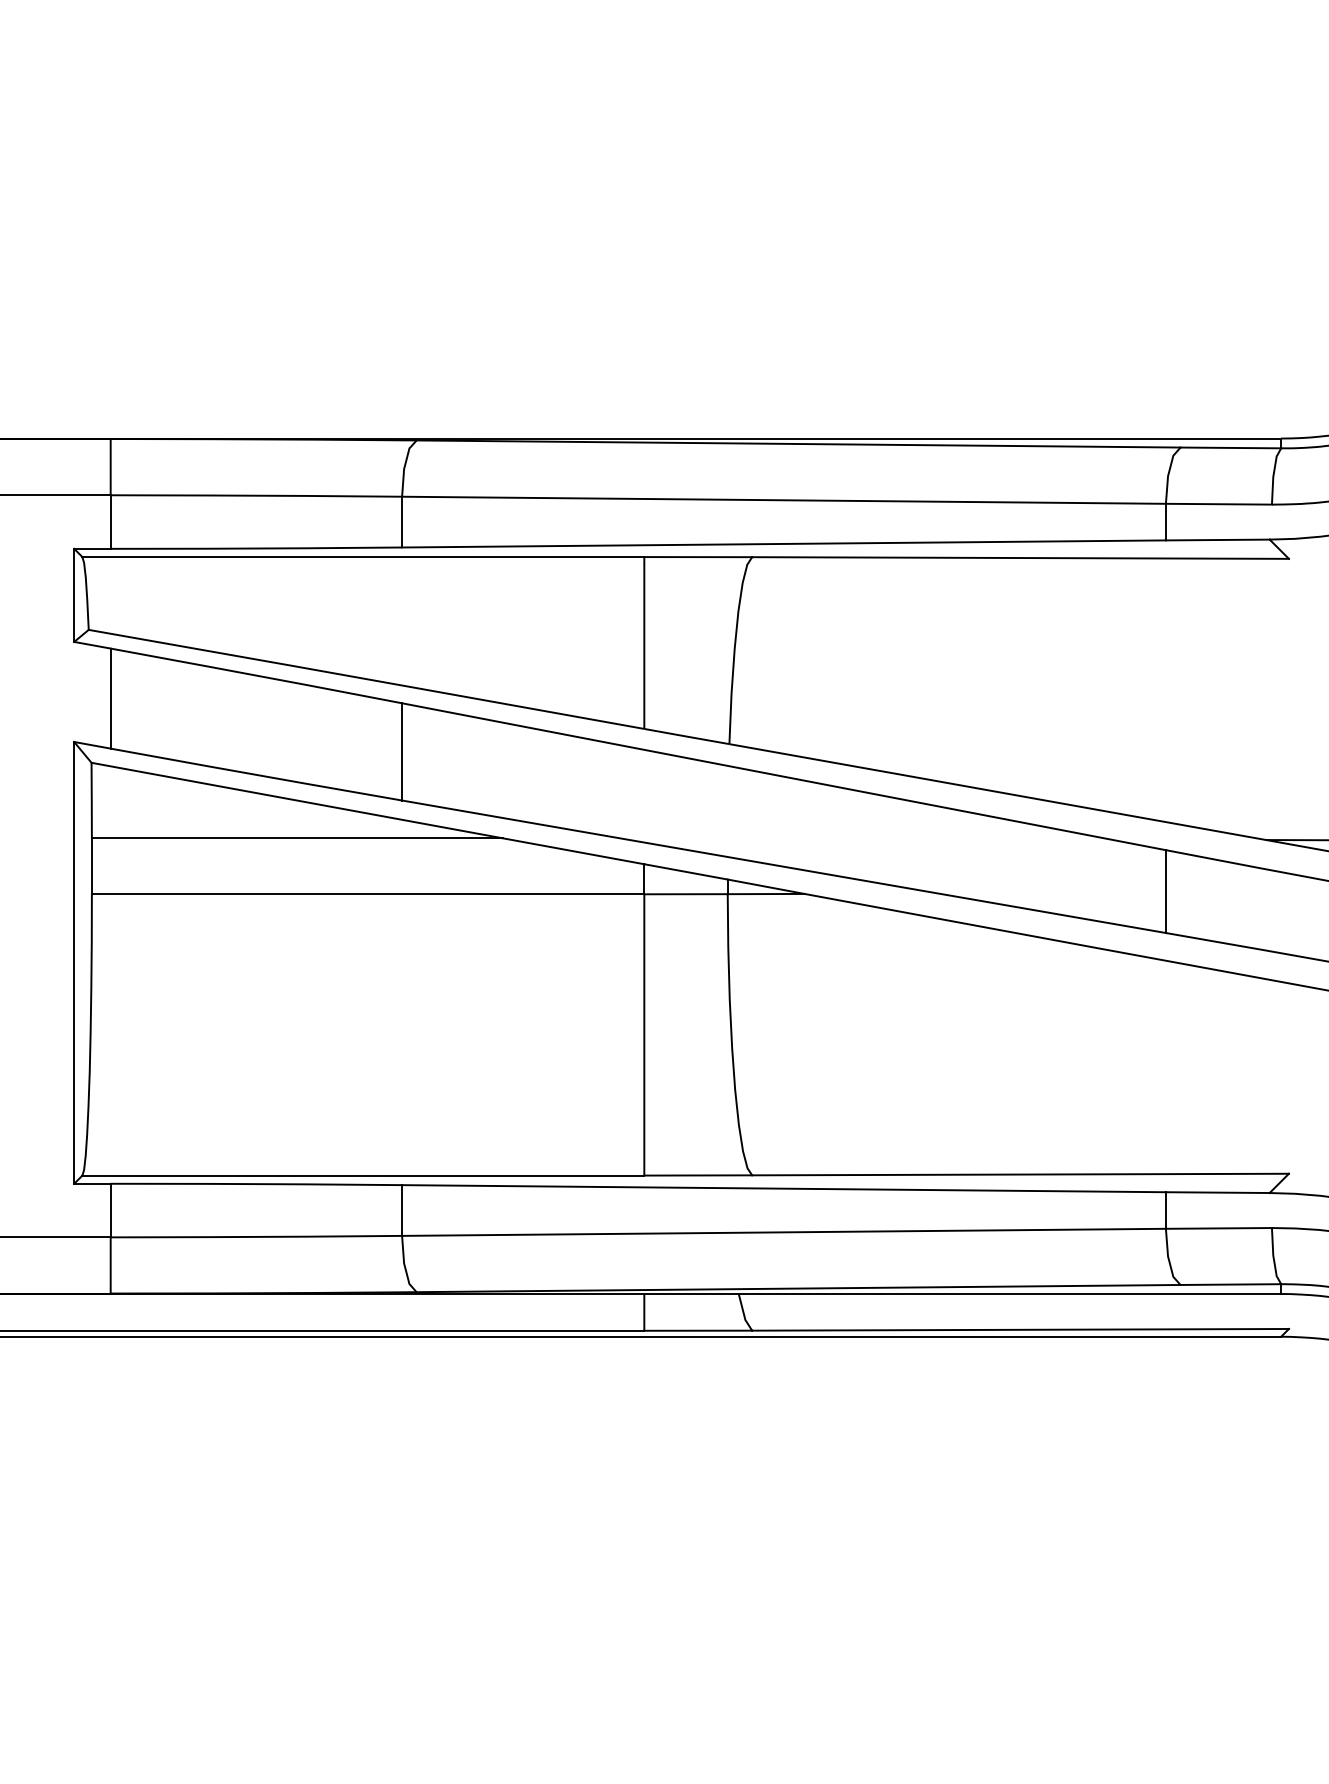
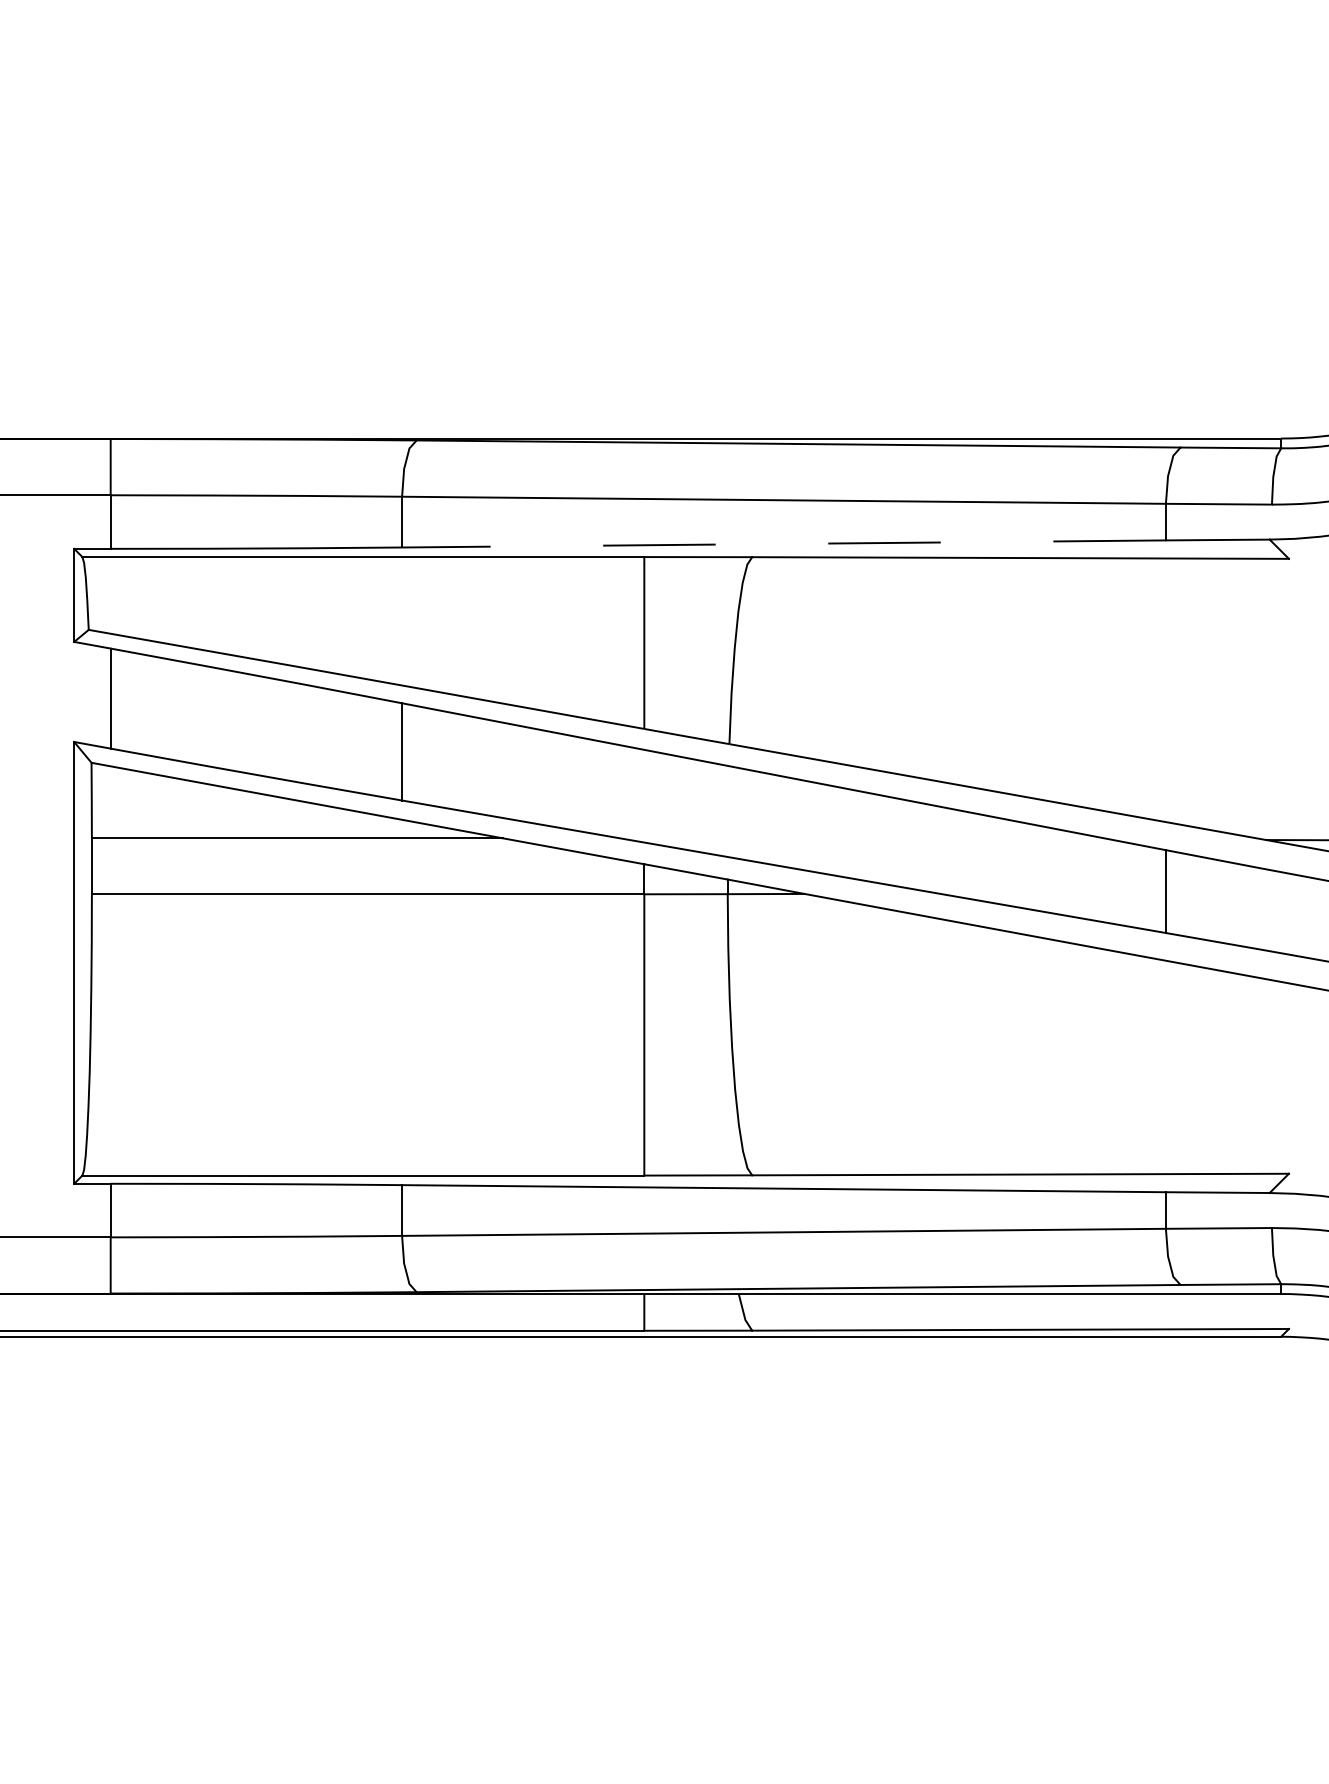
line: solid -> dashed (784, 543)
